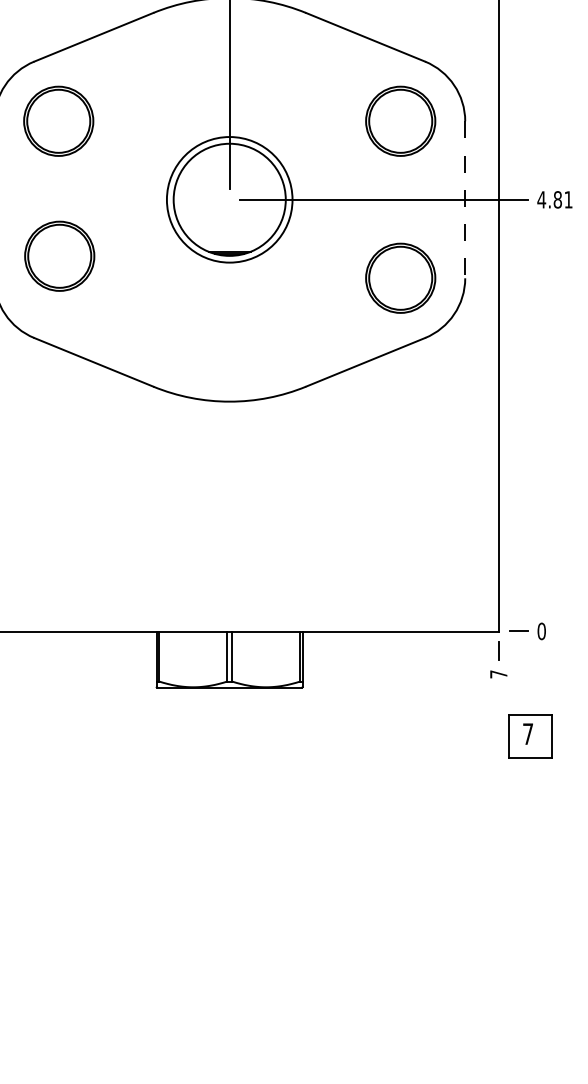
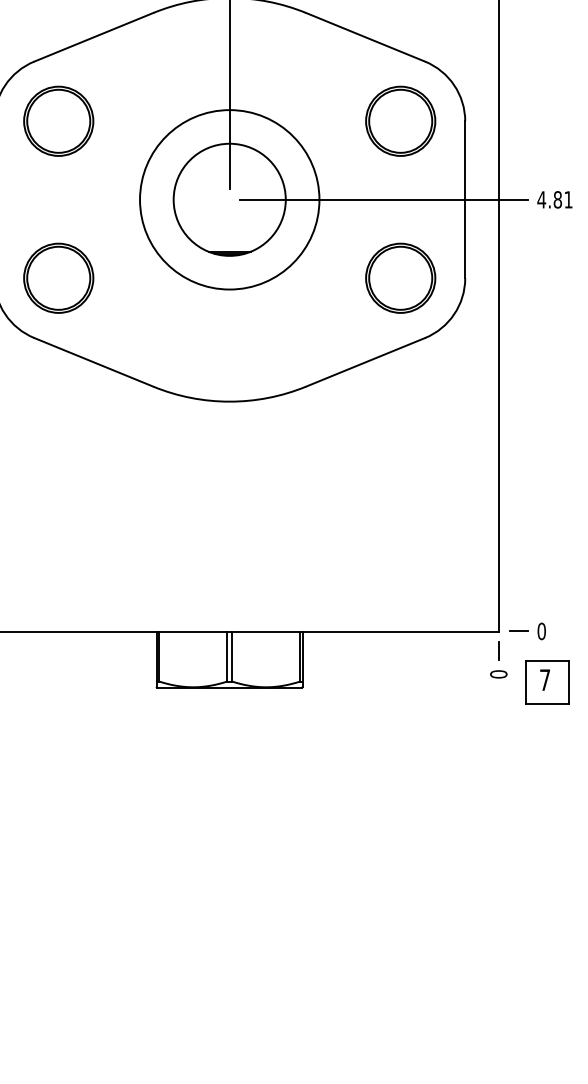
circle diameter: 126 px -> 179 px (229, 199)
line: dashed -> solid (465, 200)
part position: (59, 255) -> (58, 277) (58, 277)
text: 7 -> 0 (498, 674)
part position: (530, 736) -> (547, 682) (547, 682)
